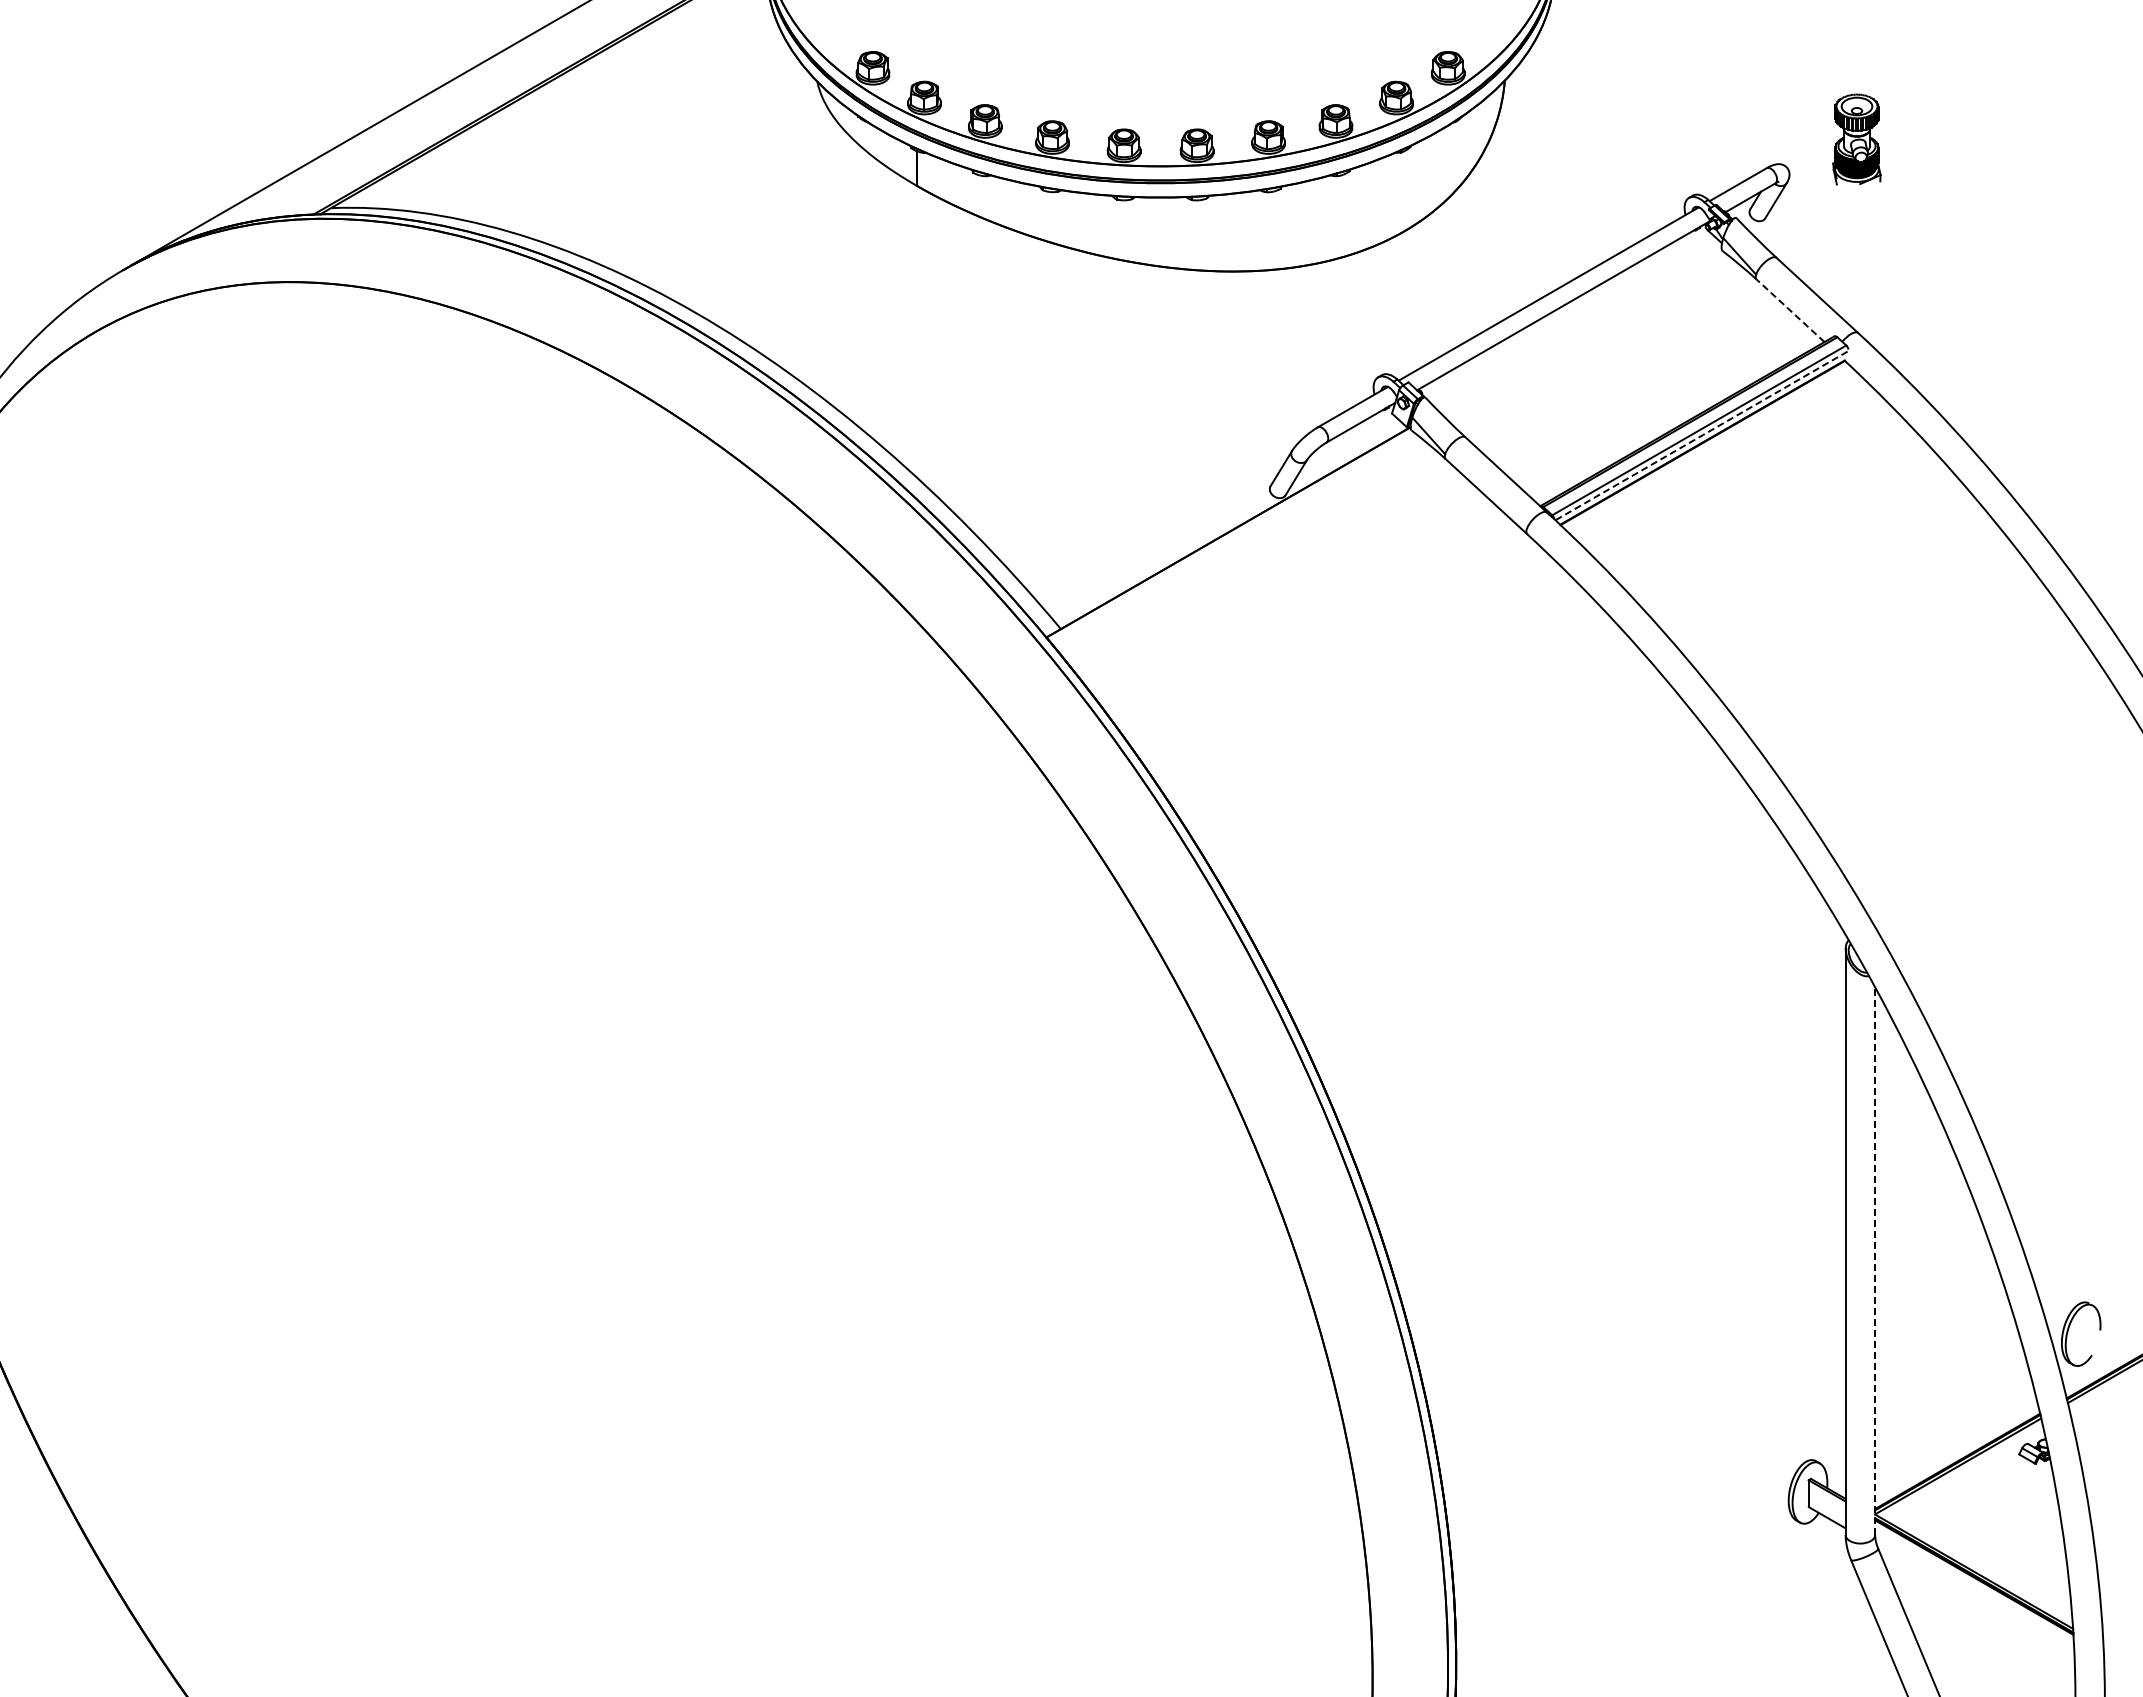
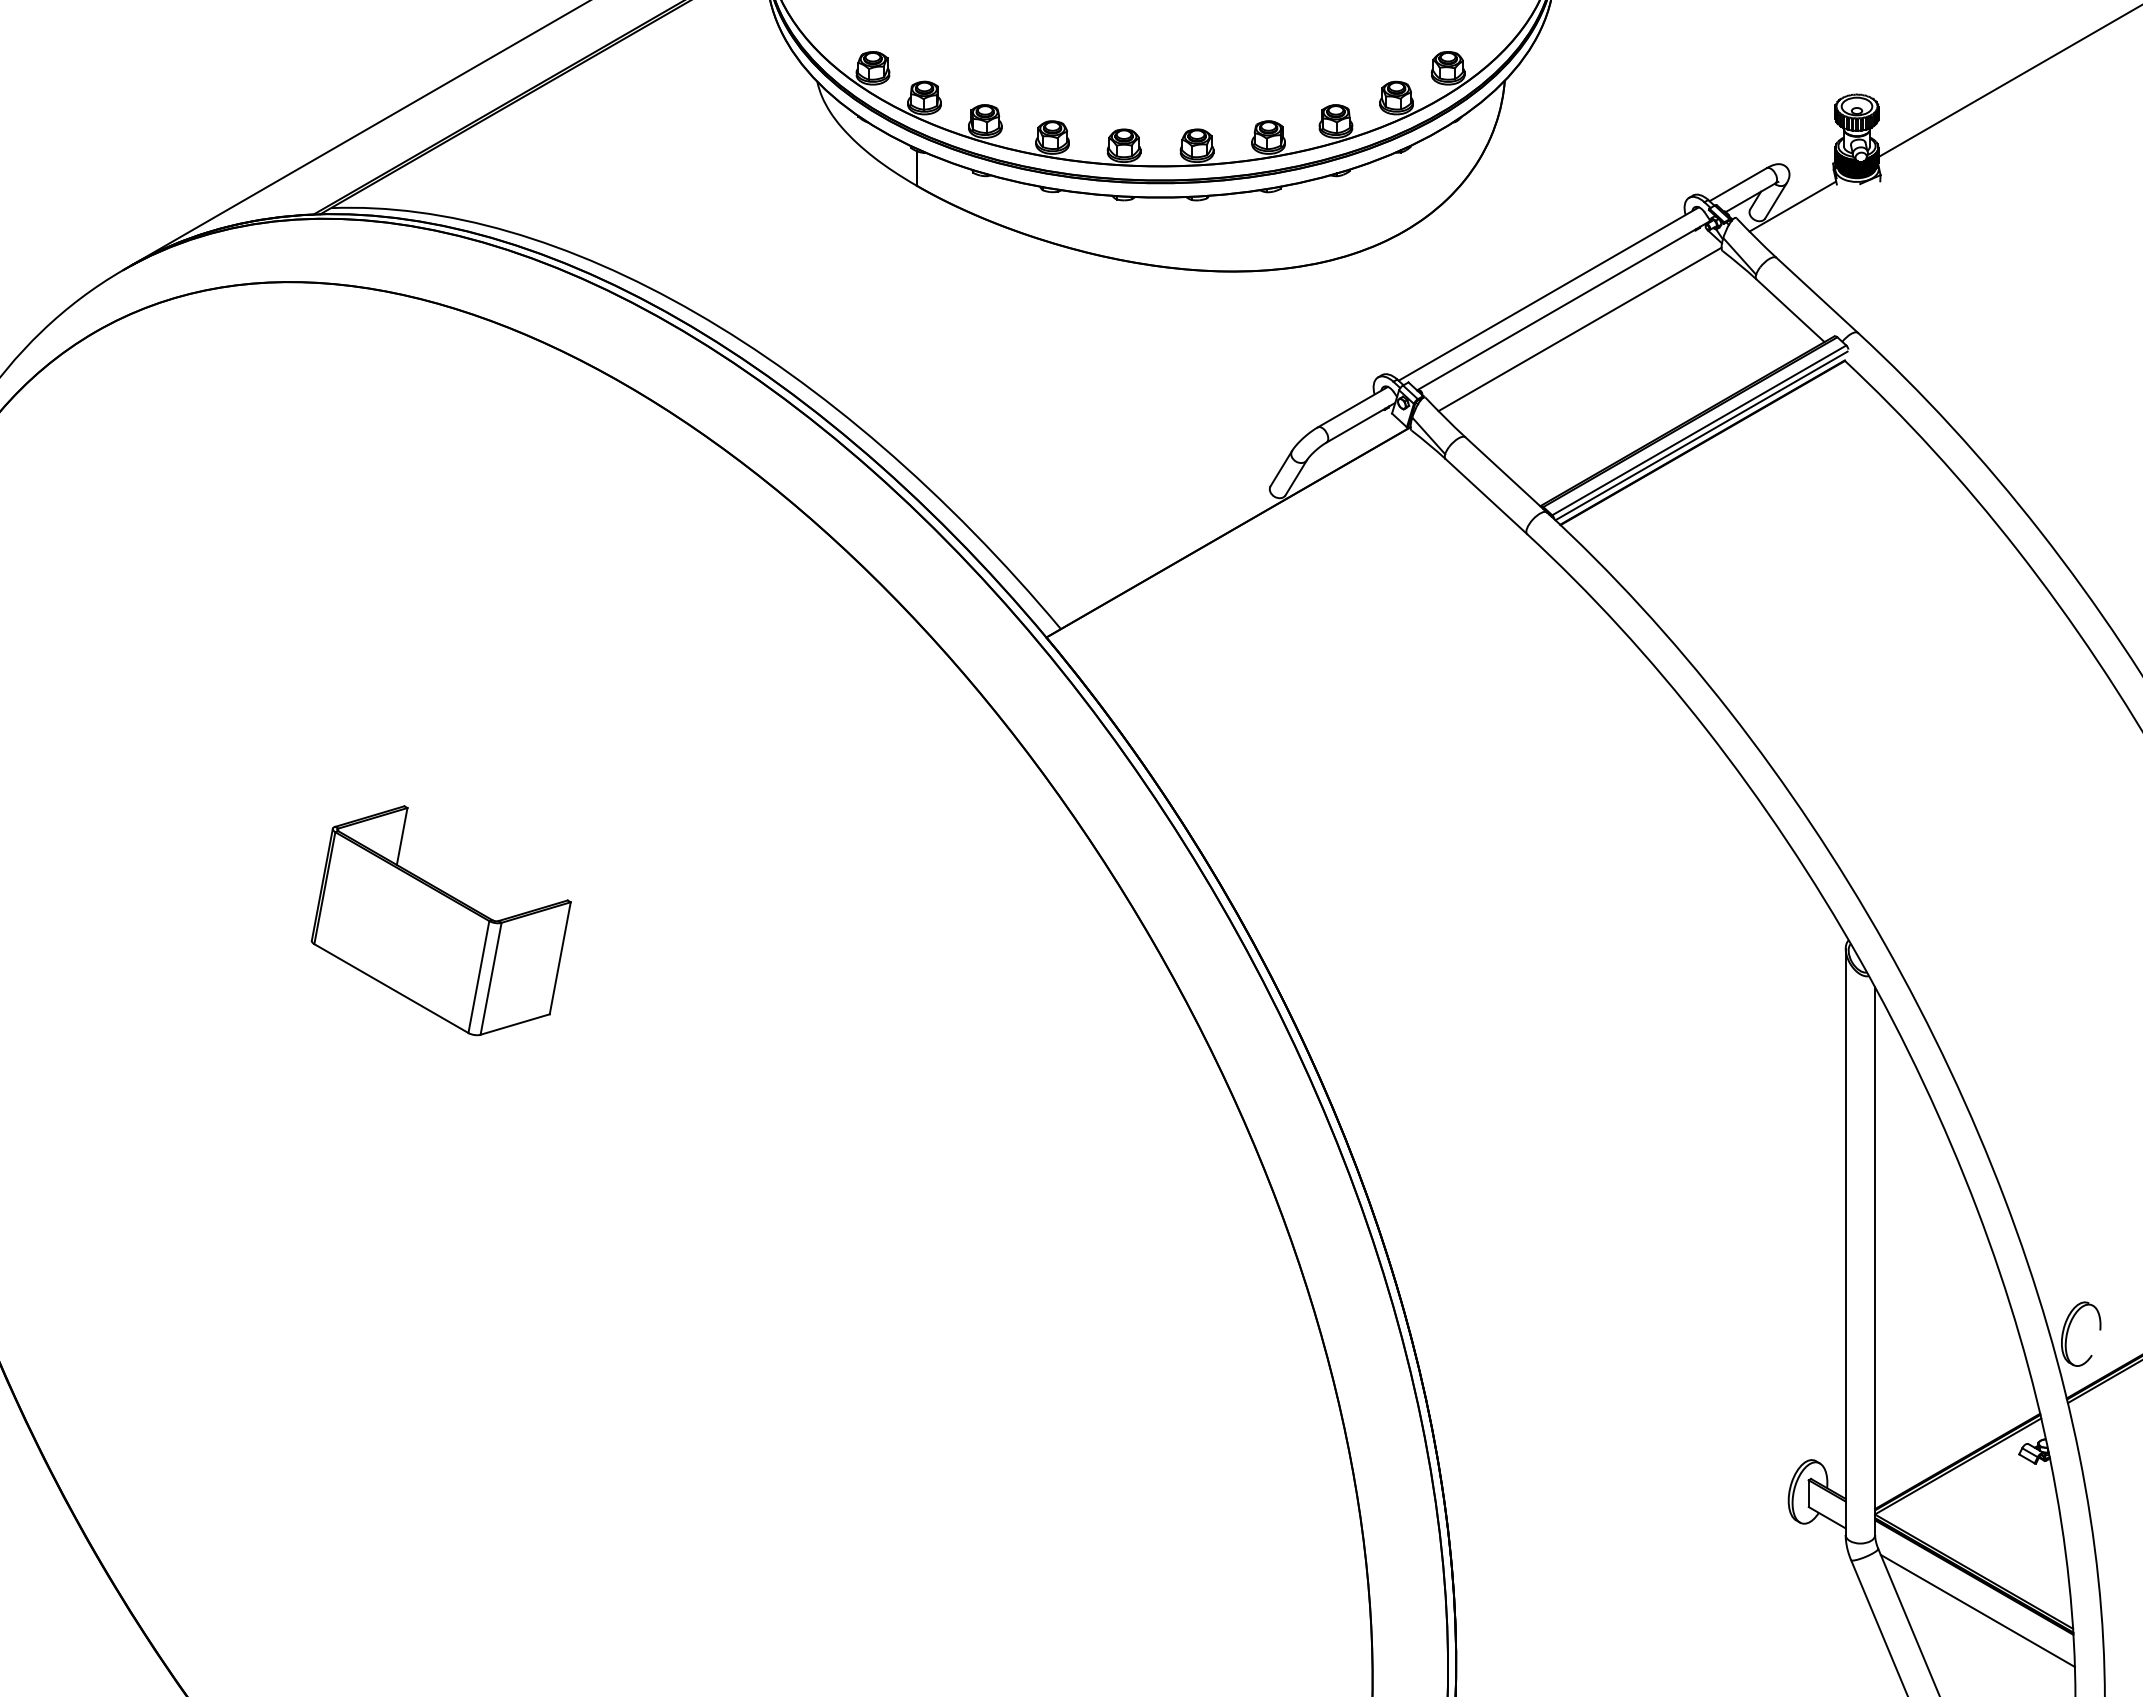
line: none -> present (2008, 81)
line: none -> present (1792, 206)
line: dashed -> solid (1790, 310)
line: none -> present (1579, 329)
line: dashed -> solid (1701, 435)
part: none -> present (440, 920)
line: dashed -> solid (1875, 1261)
line: none -> present (1977, 1610)
